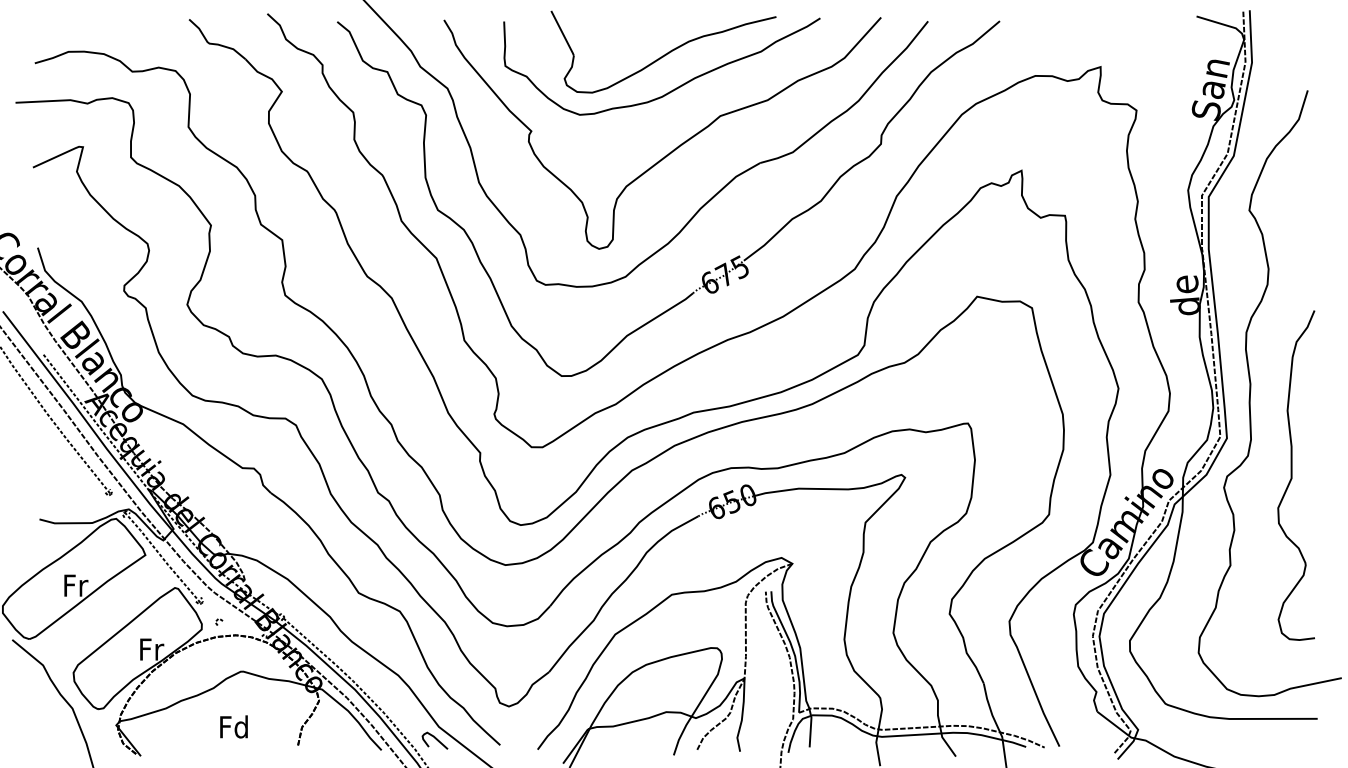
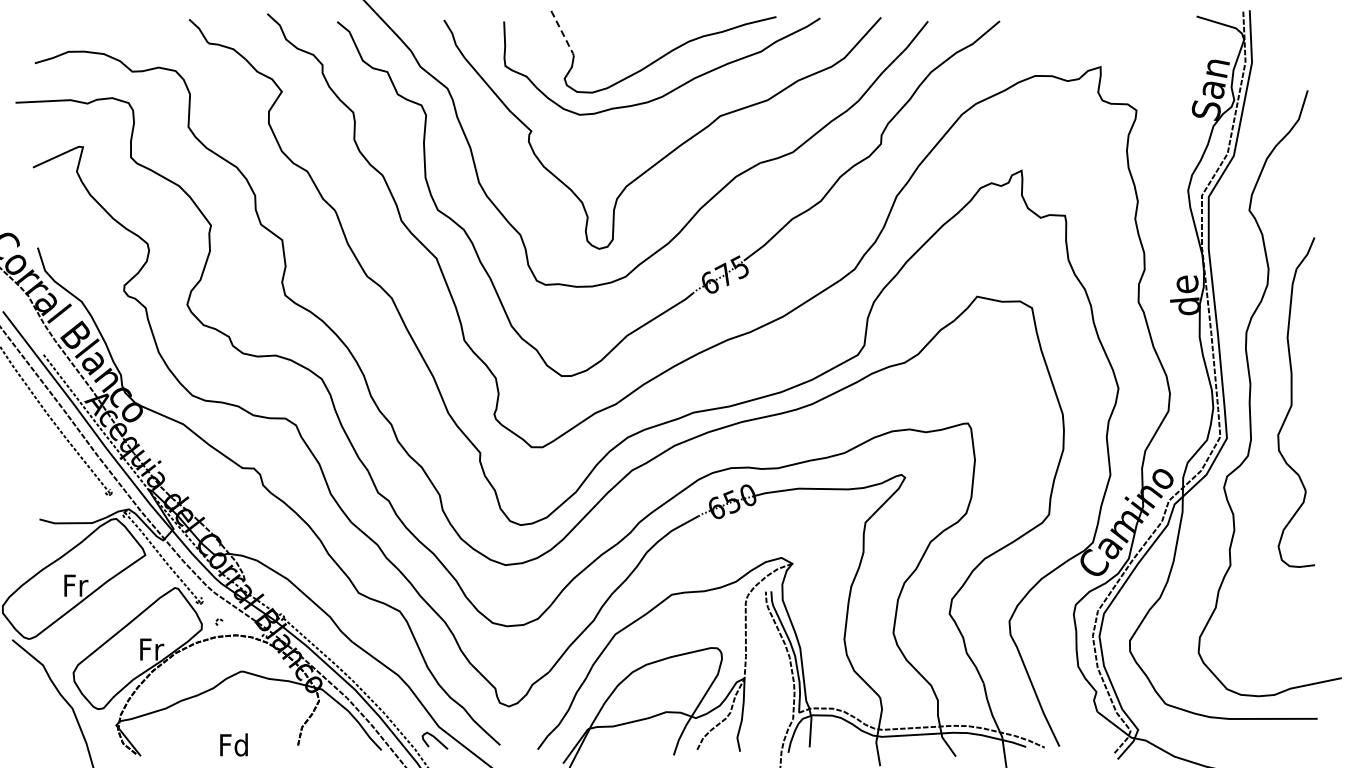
line: solid -> dashed (563, 33)
curve position: (1292, 475) -> (1292, 402) (1292, 402)
text position: (233, 726) -> (233, 744) (233, 744)
